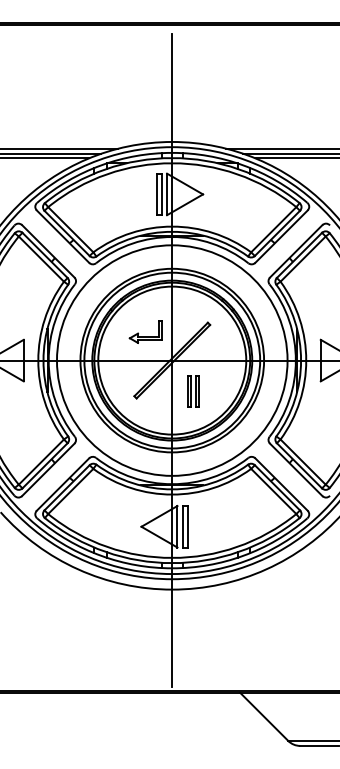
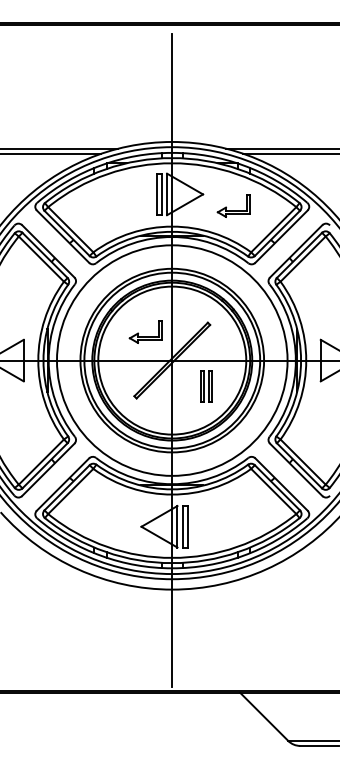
line: present -> none (45, 158)
line: present -> none (295, 158)
part: none -> present (233, 205)
part position: (193, 391) -> (206, 386) (206, 386)
